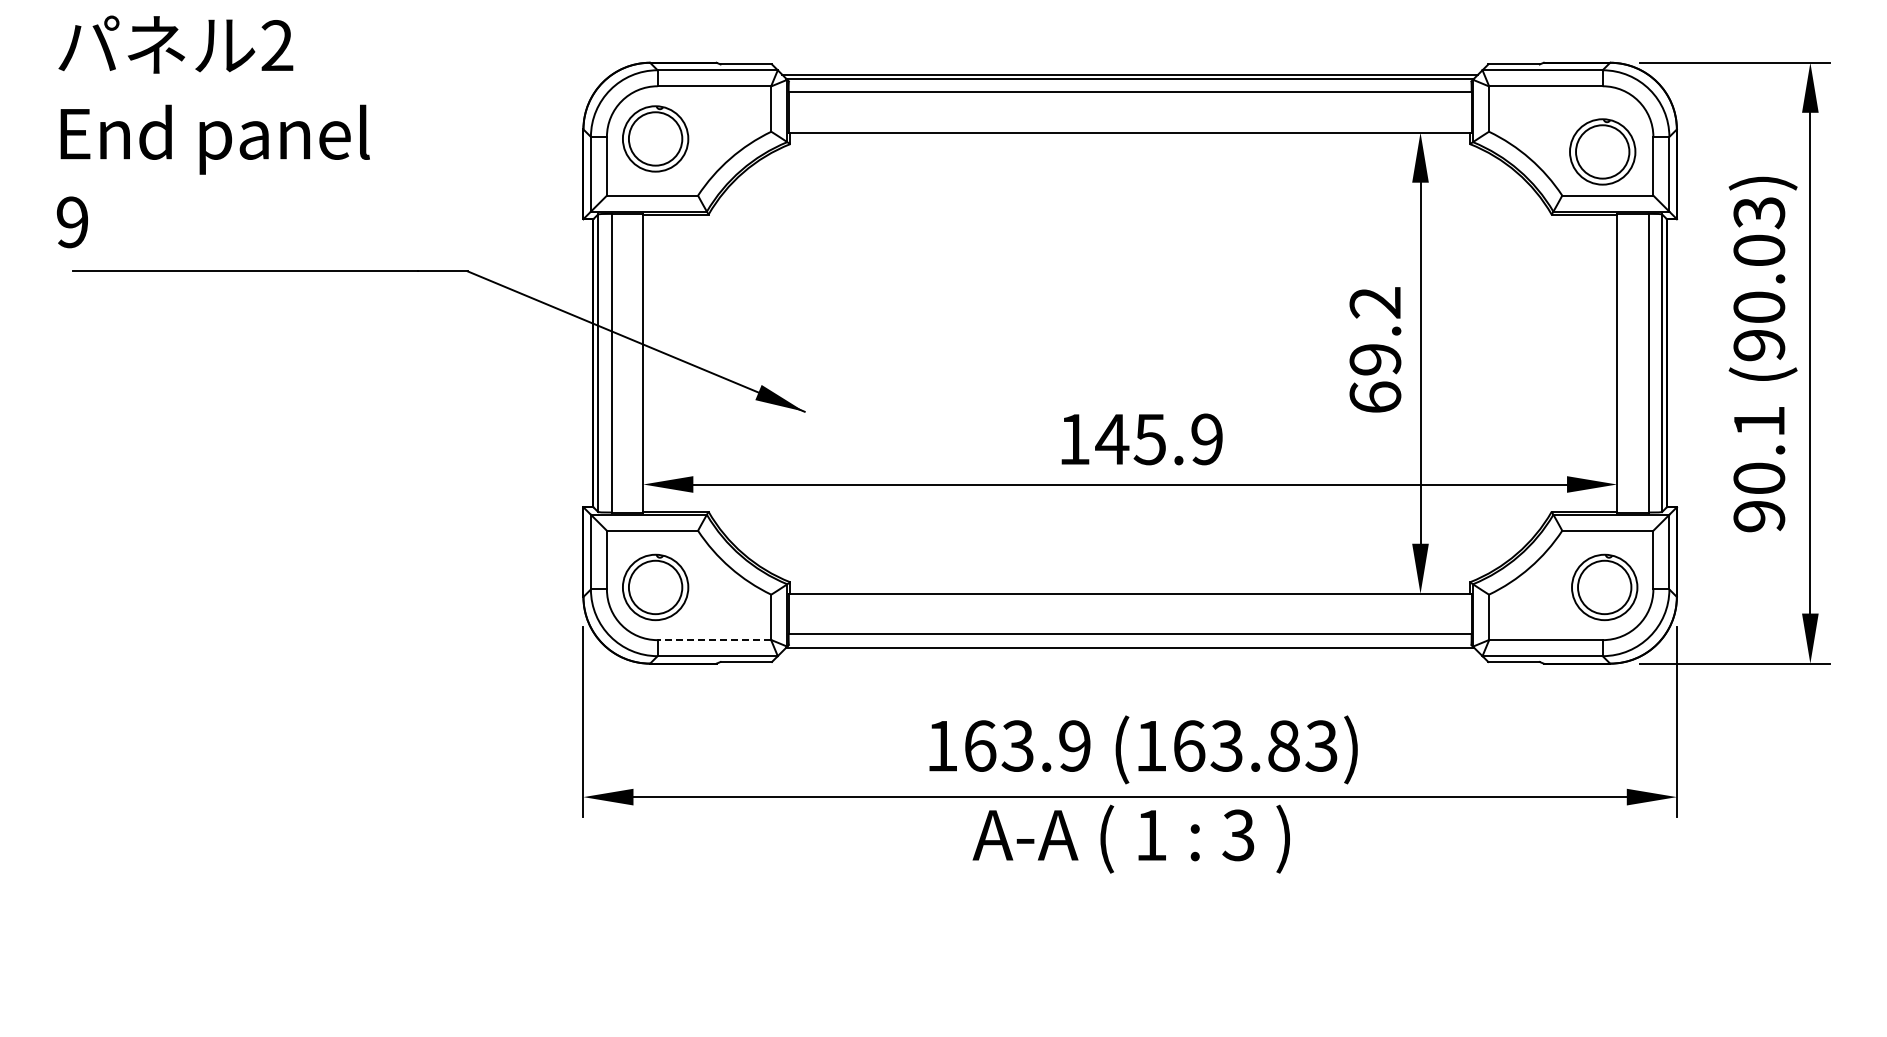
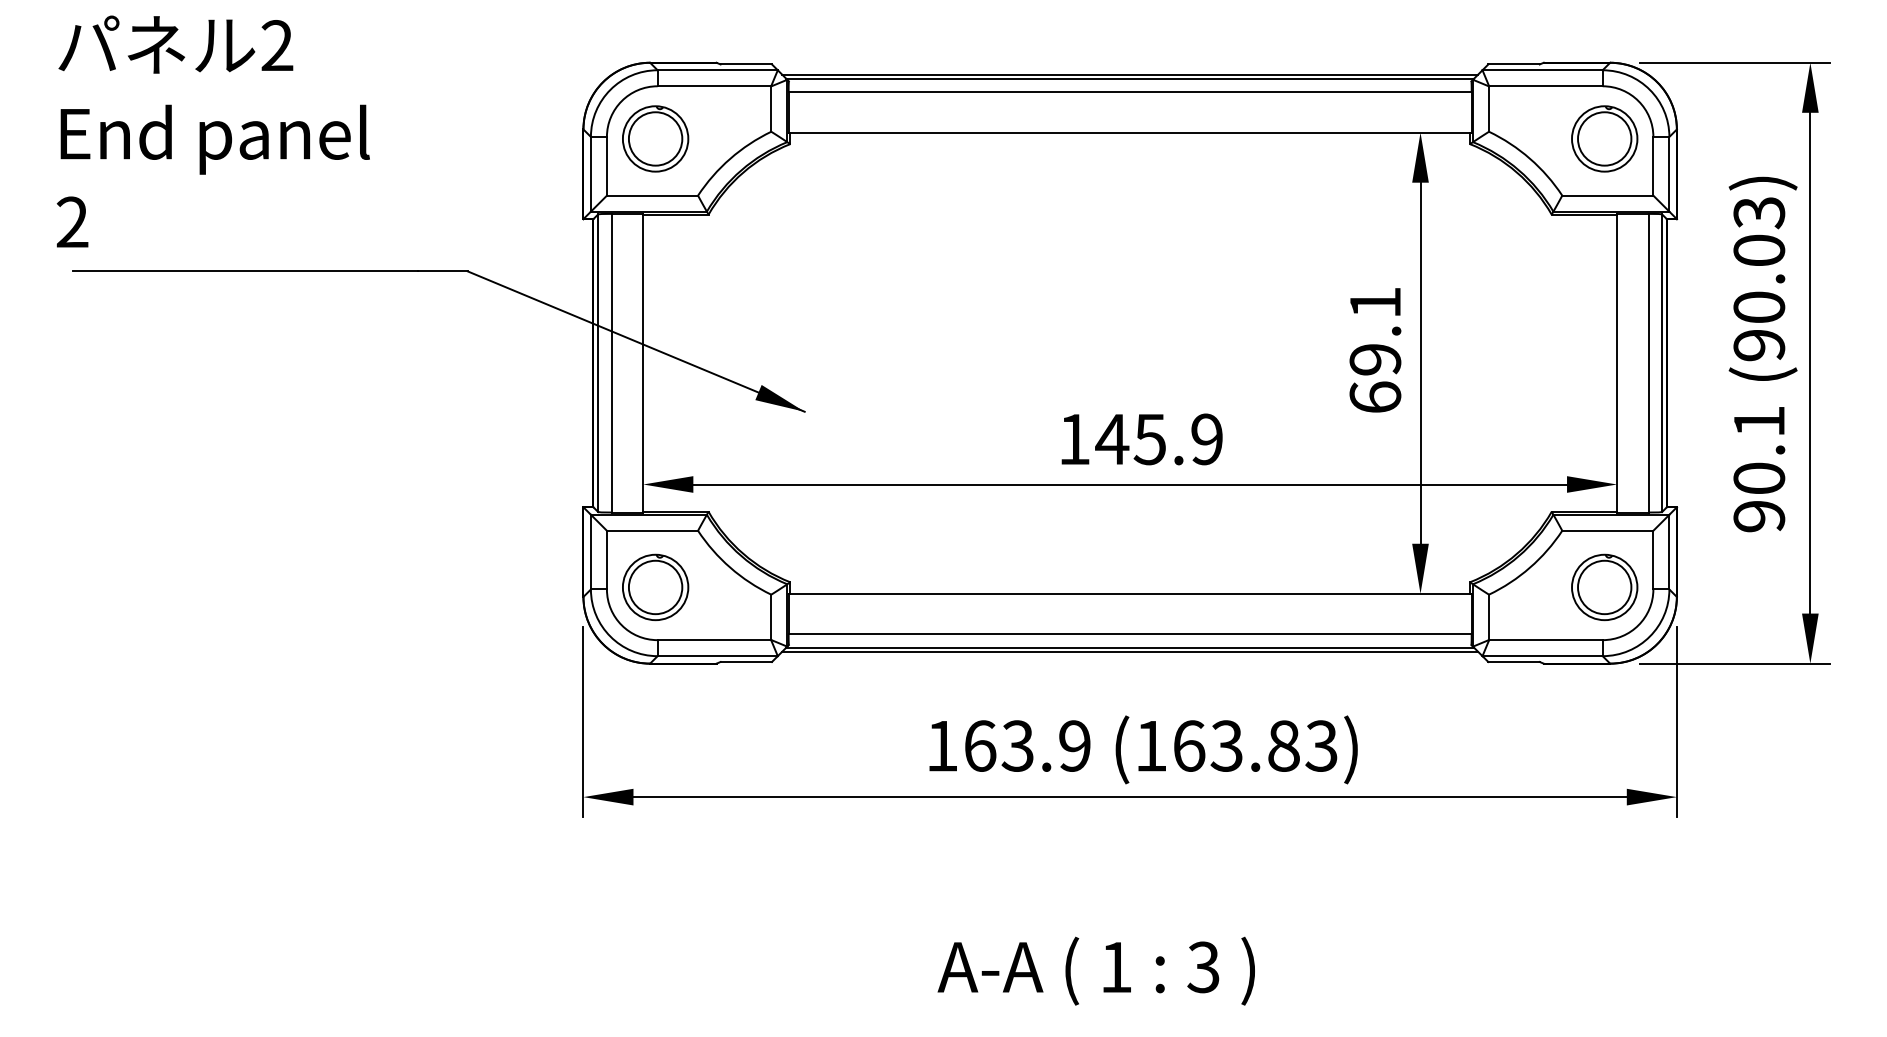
part position: (1602, 151) -> (1604, 138) (1604, 138)
text: 9 -> 2 (72, 222)
text: 69.2 -> 69.1 (1374, 302)
line: dashed -> solid (714, 640)
line: none -> present (1130, 651)
text position: (1130, 838) -> (1095, 970) (1095, 970)
